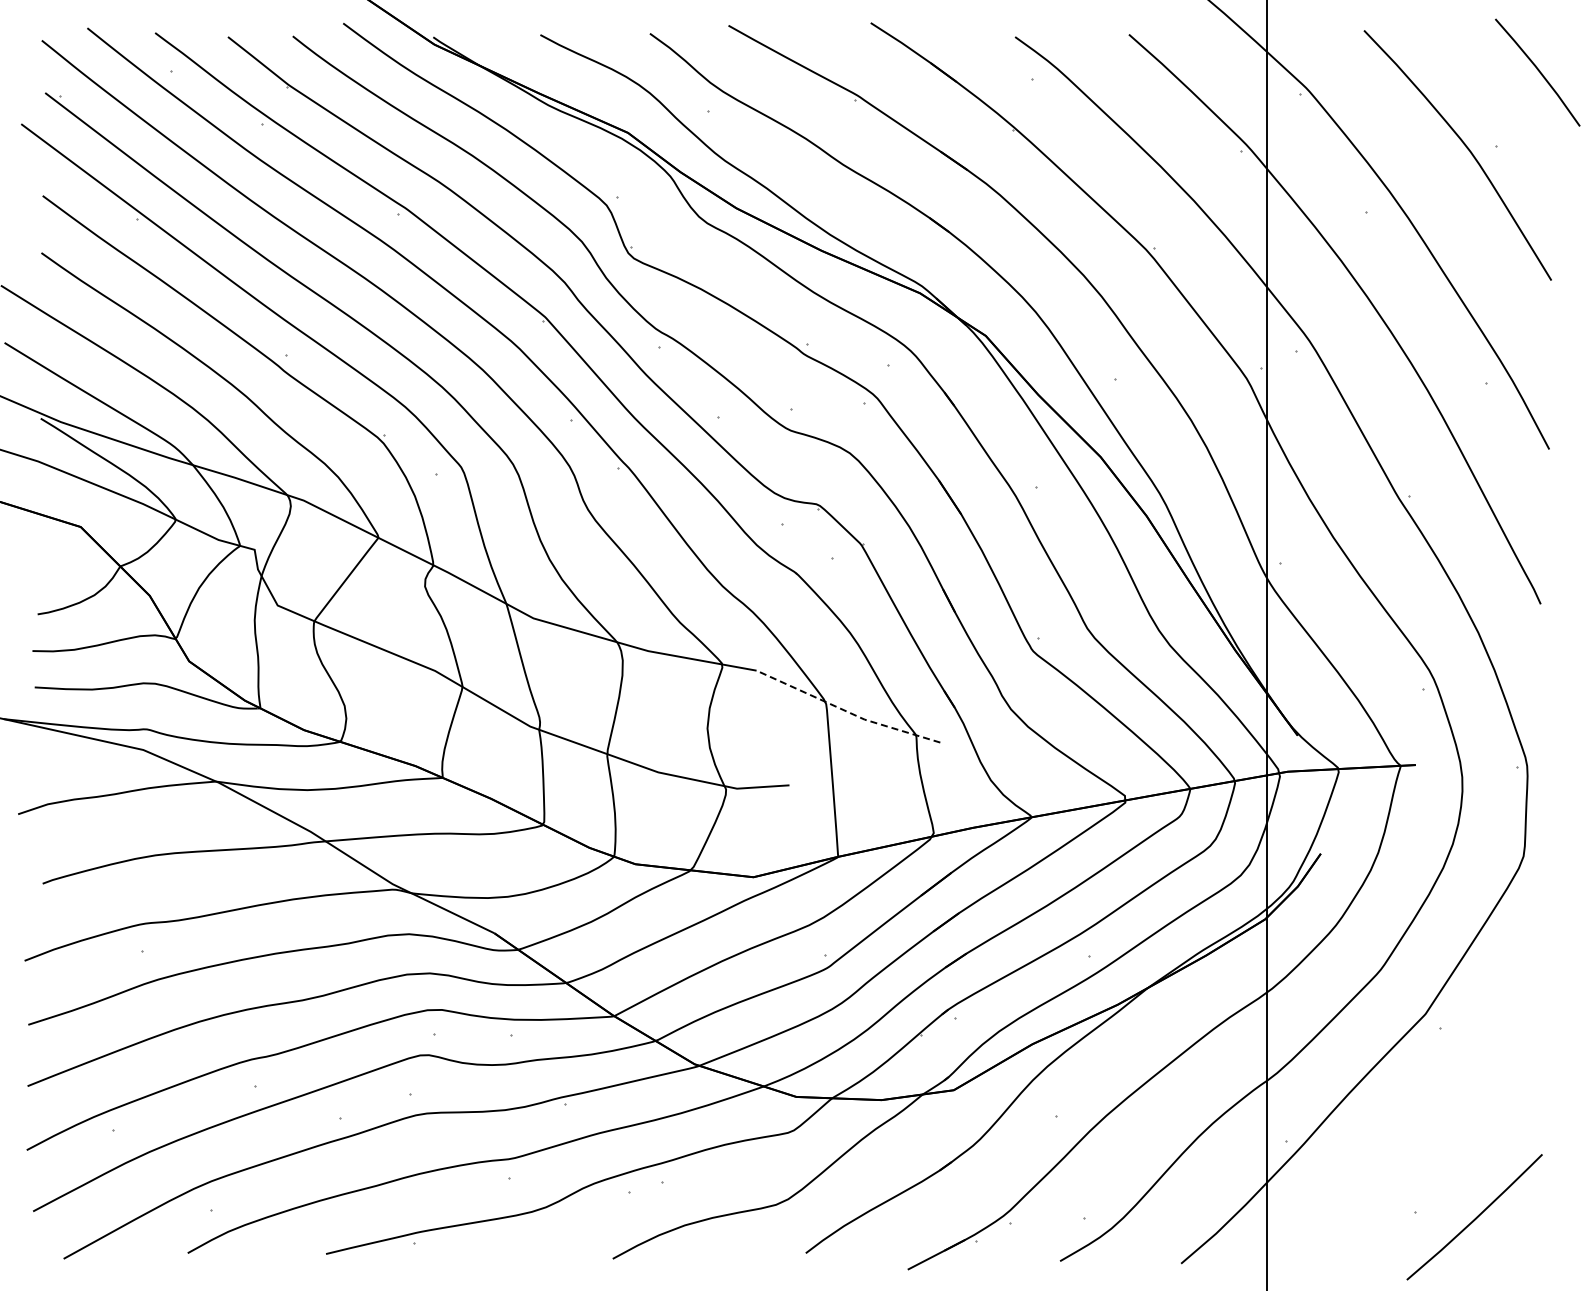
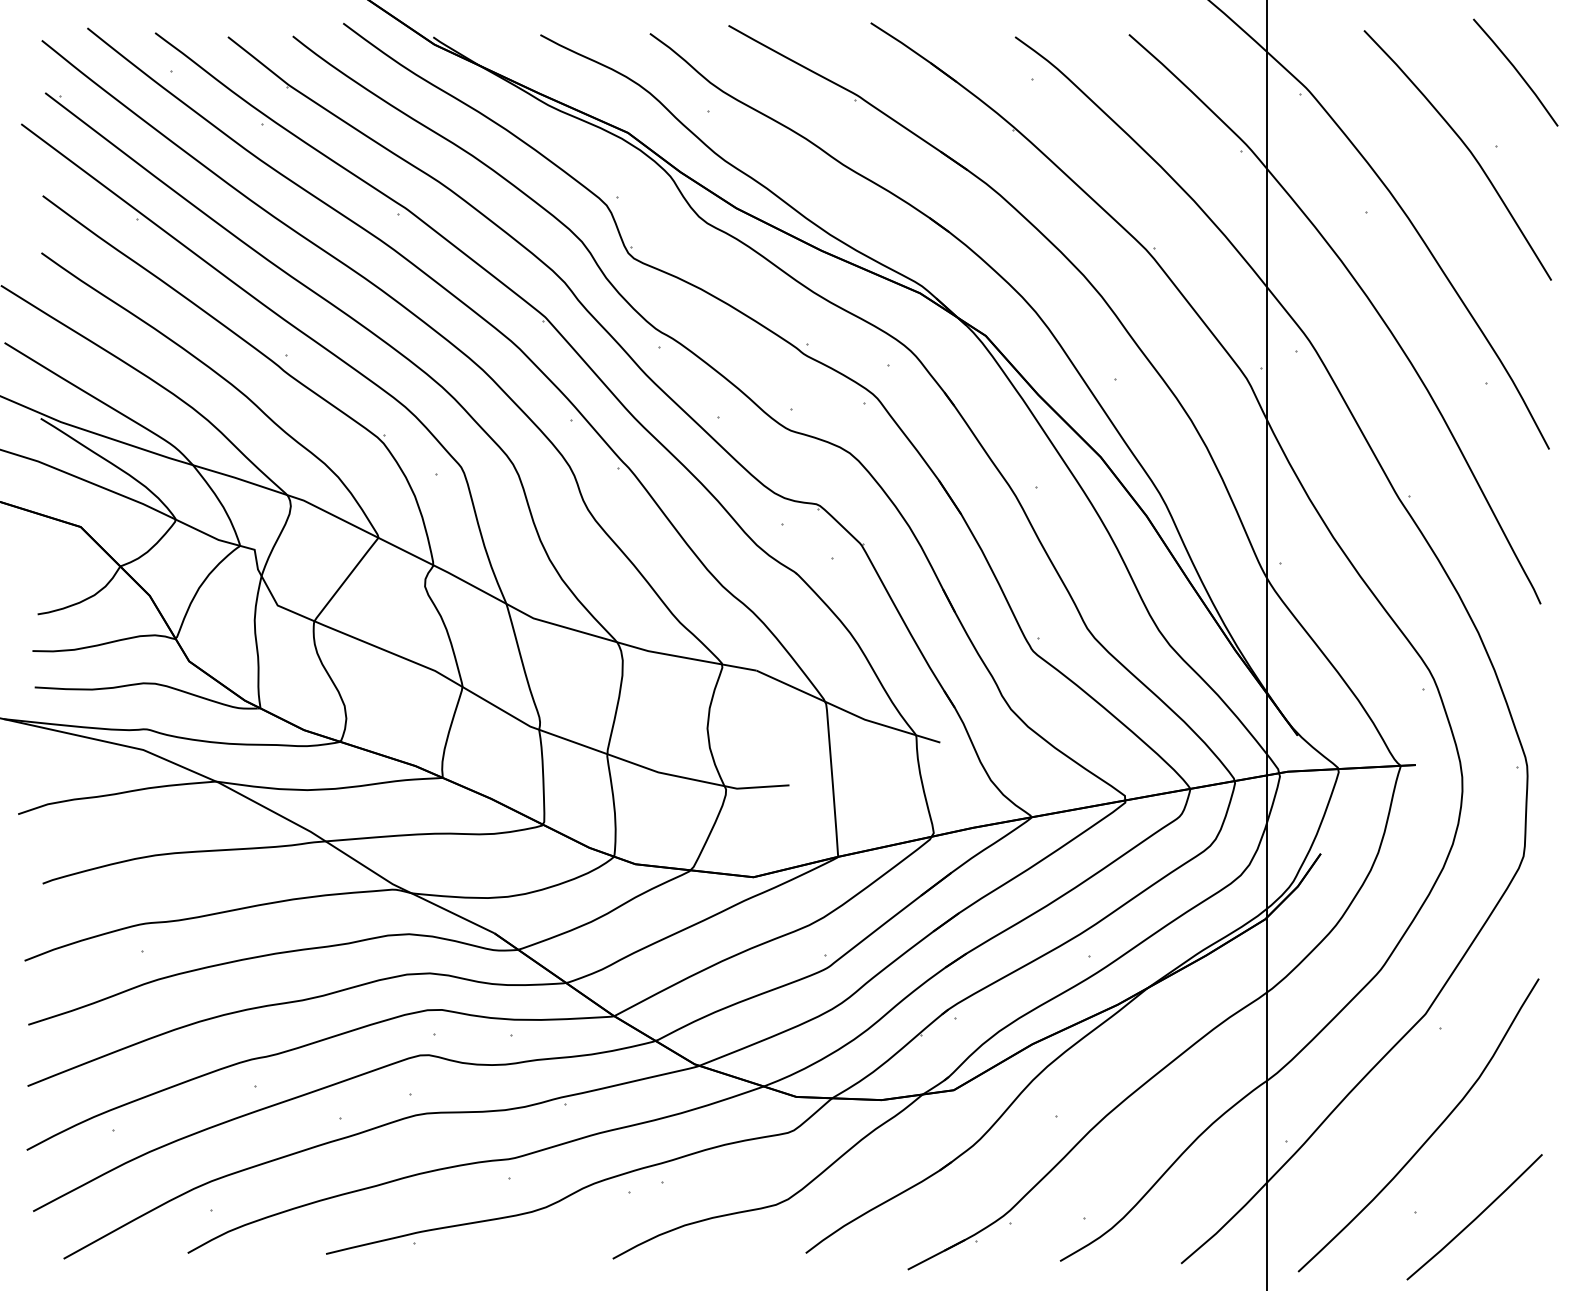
line position: (1538, 71) -> (1516, 71) (1516, 71)
line: dashed -> solid (846, 711)
curve: none -> present (1429, 1136)
